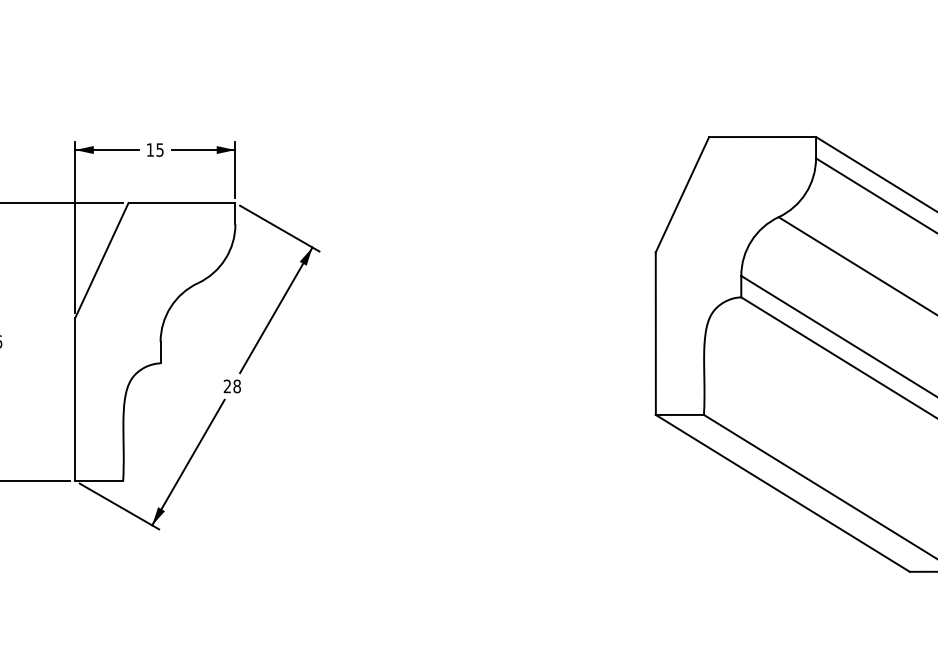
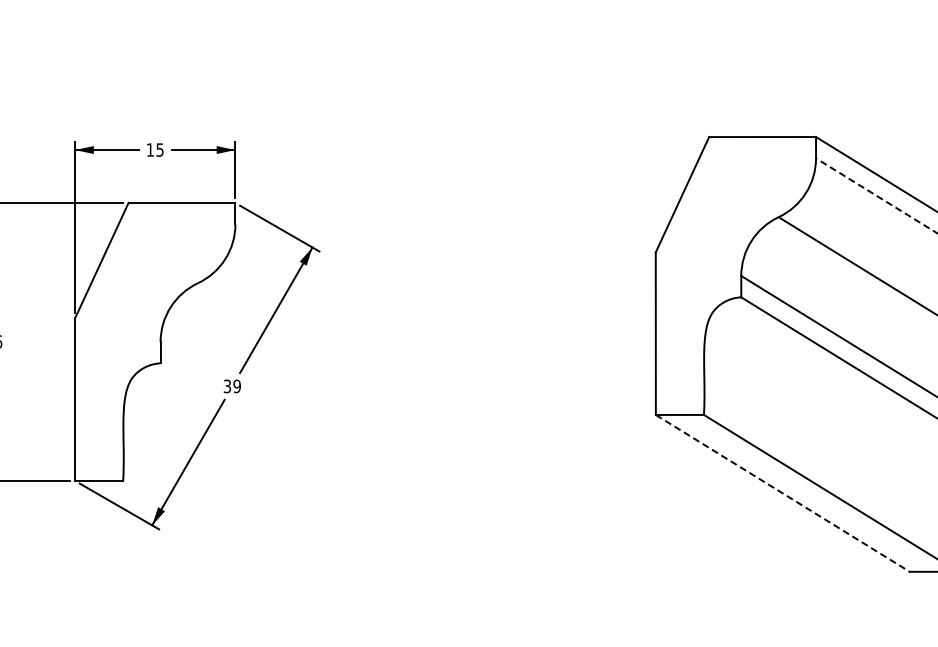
line: solid -> dashed (876, 195)
text: 28 -> 39 (231, 386)
line: solid -> dashed (783, 493)
